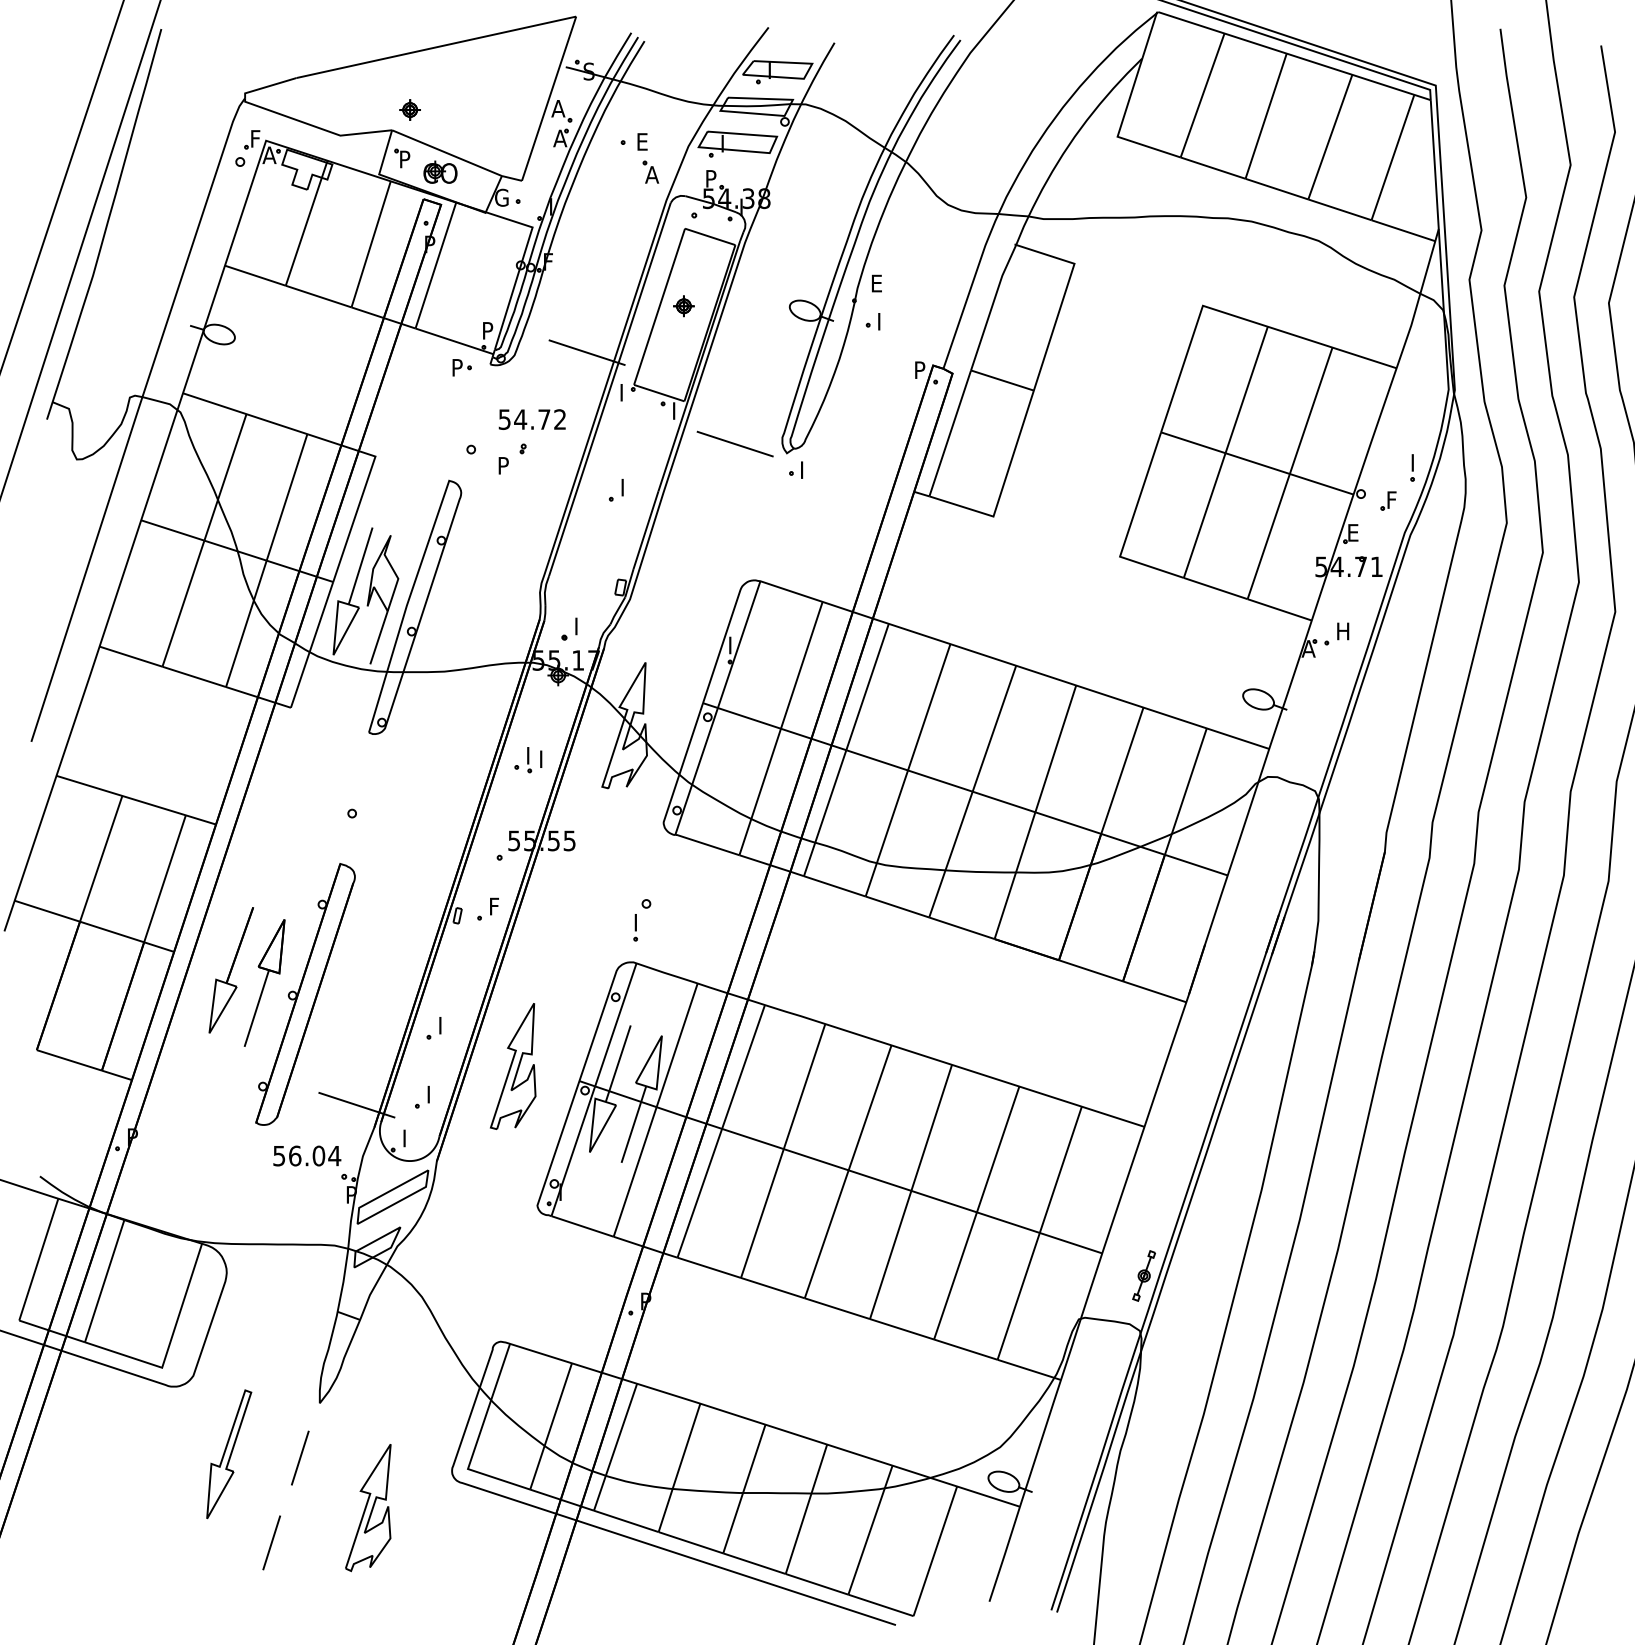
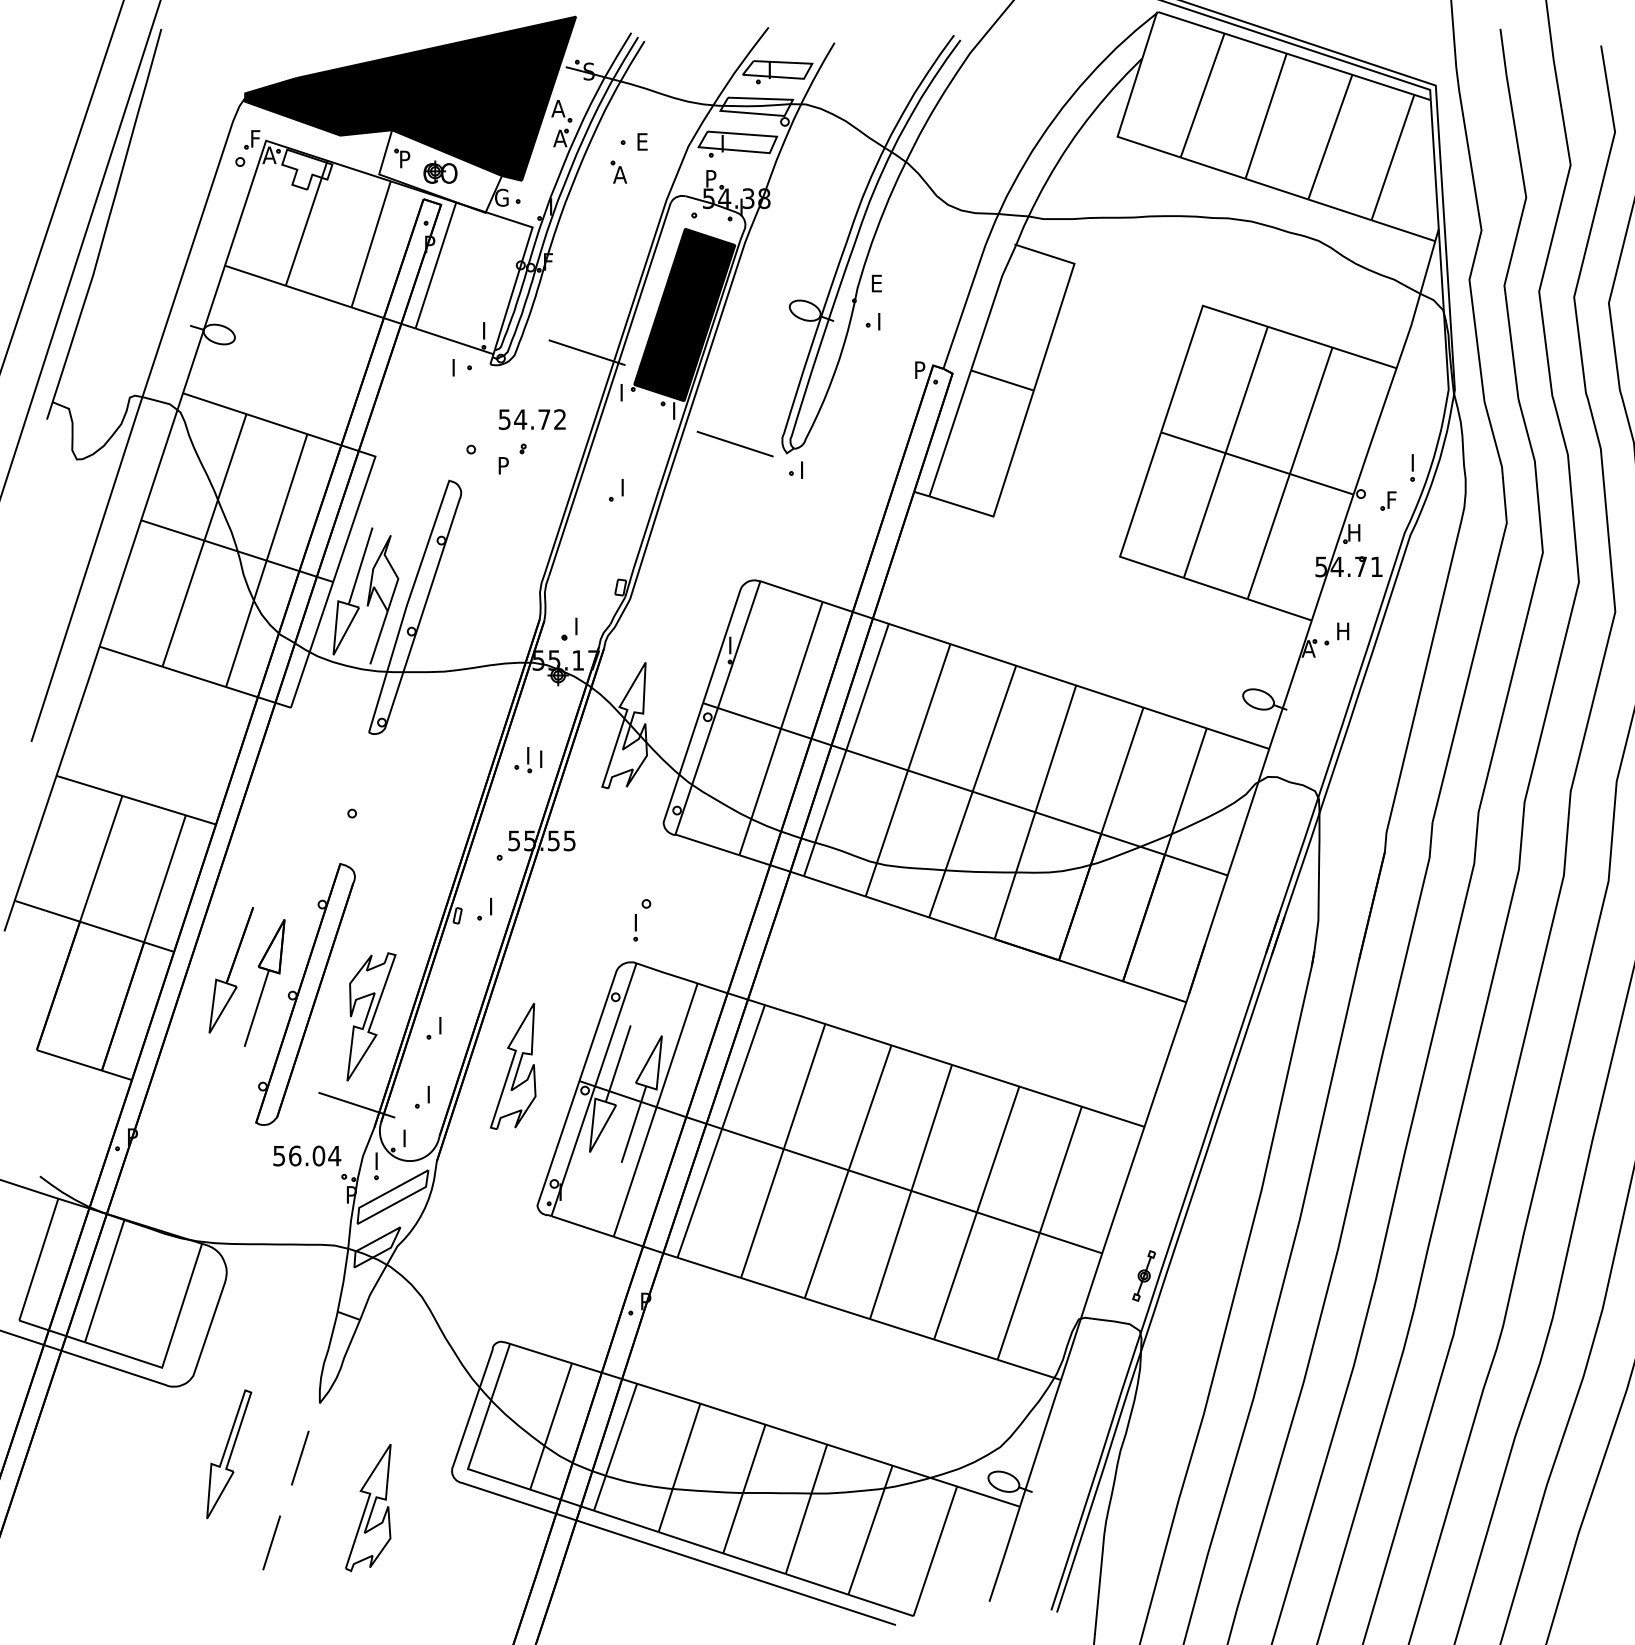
fill: none -> present (410, 98)
part position: (650, 171) -> (618, 171) (618, 171)
fill: none -> present (684, 314)
text: P -> I (489, 327)
text: P -> I (458, 364)
text: E -> H (1355, 532)
text: F -> I (495, 901)
part: none -> present (371, 1016)
part: none -> present (376, 1166)
